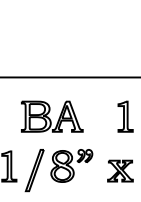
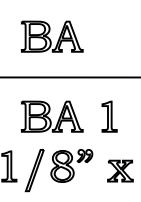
part: none -> present (52, 36)
part position: (125, 116) -> (109, 116) (109, 116)
